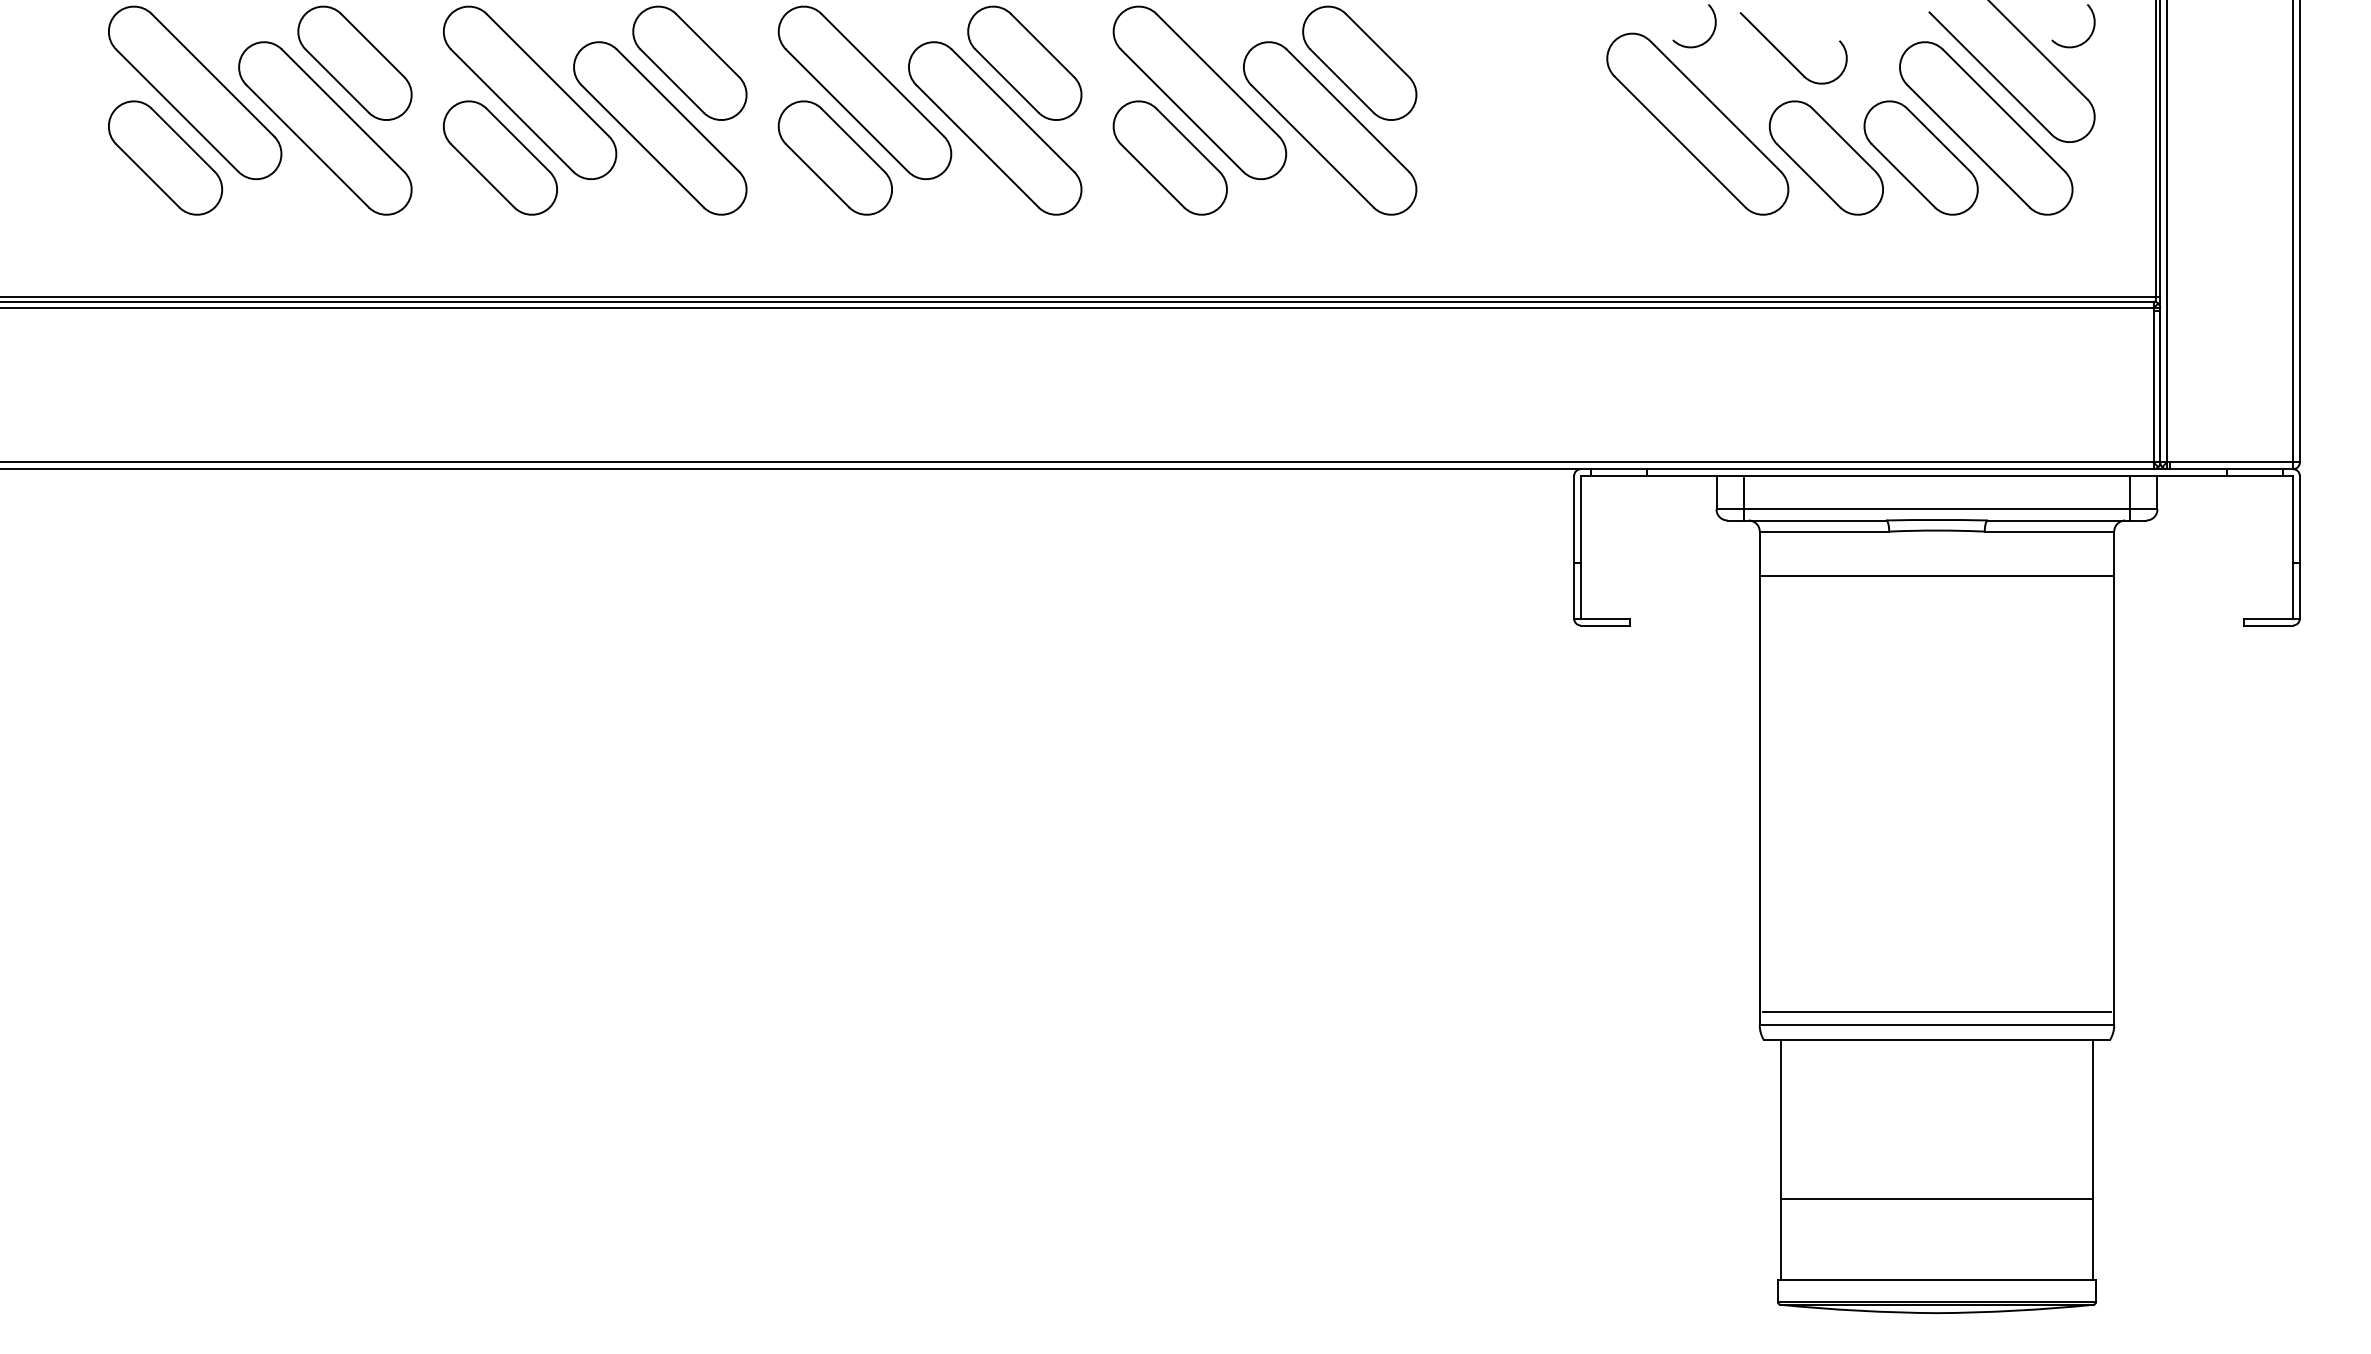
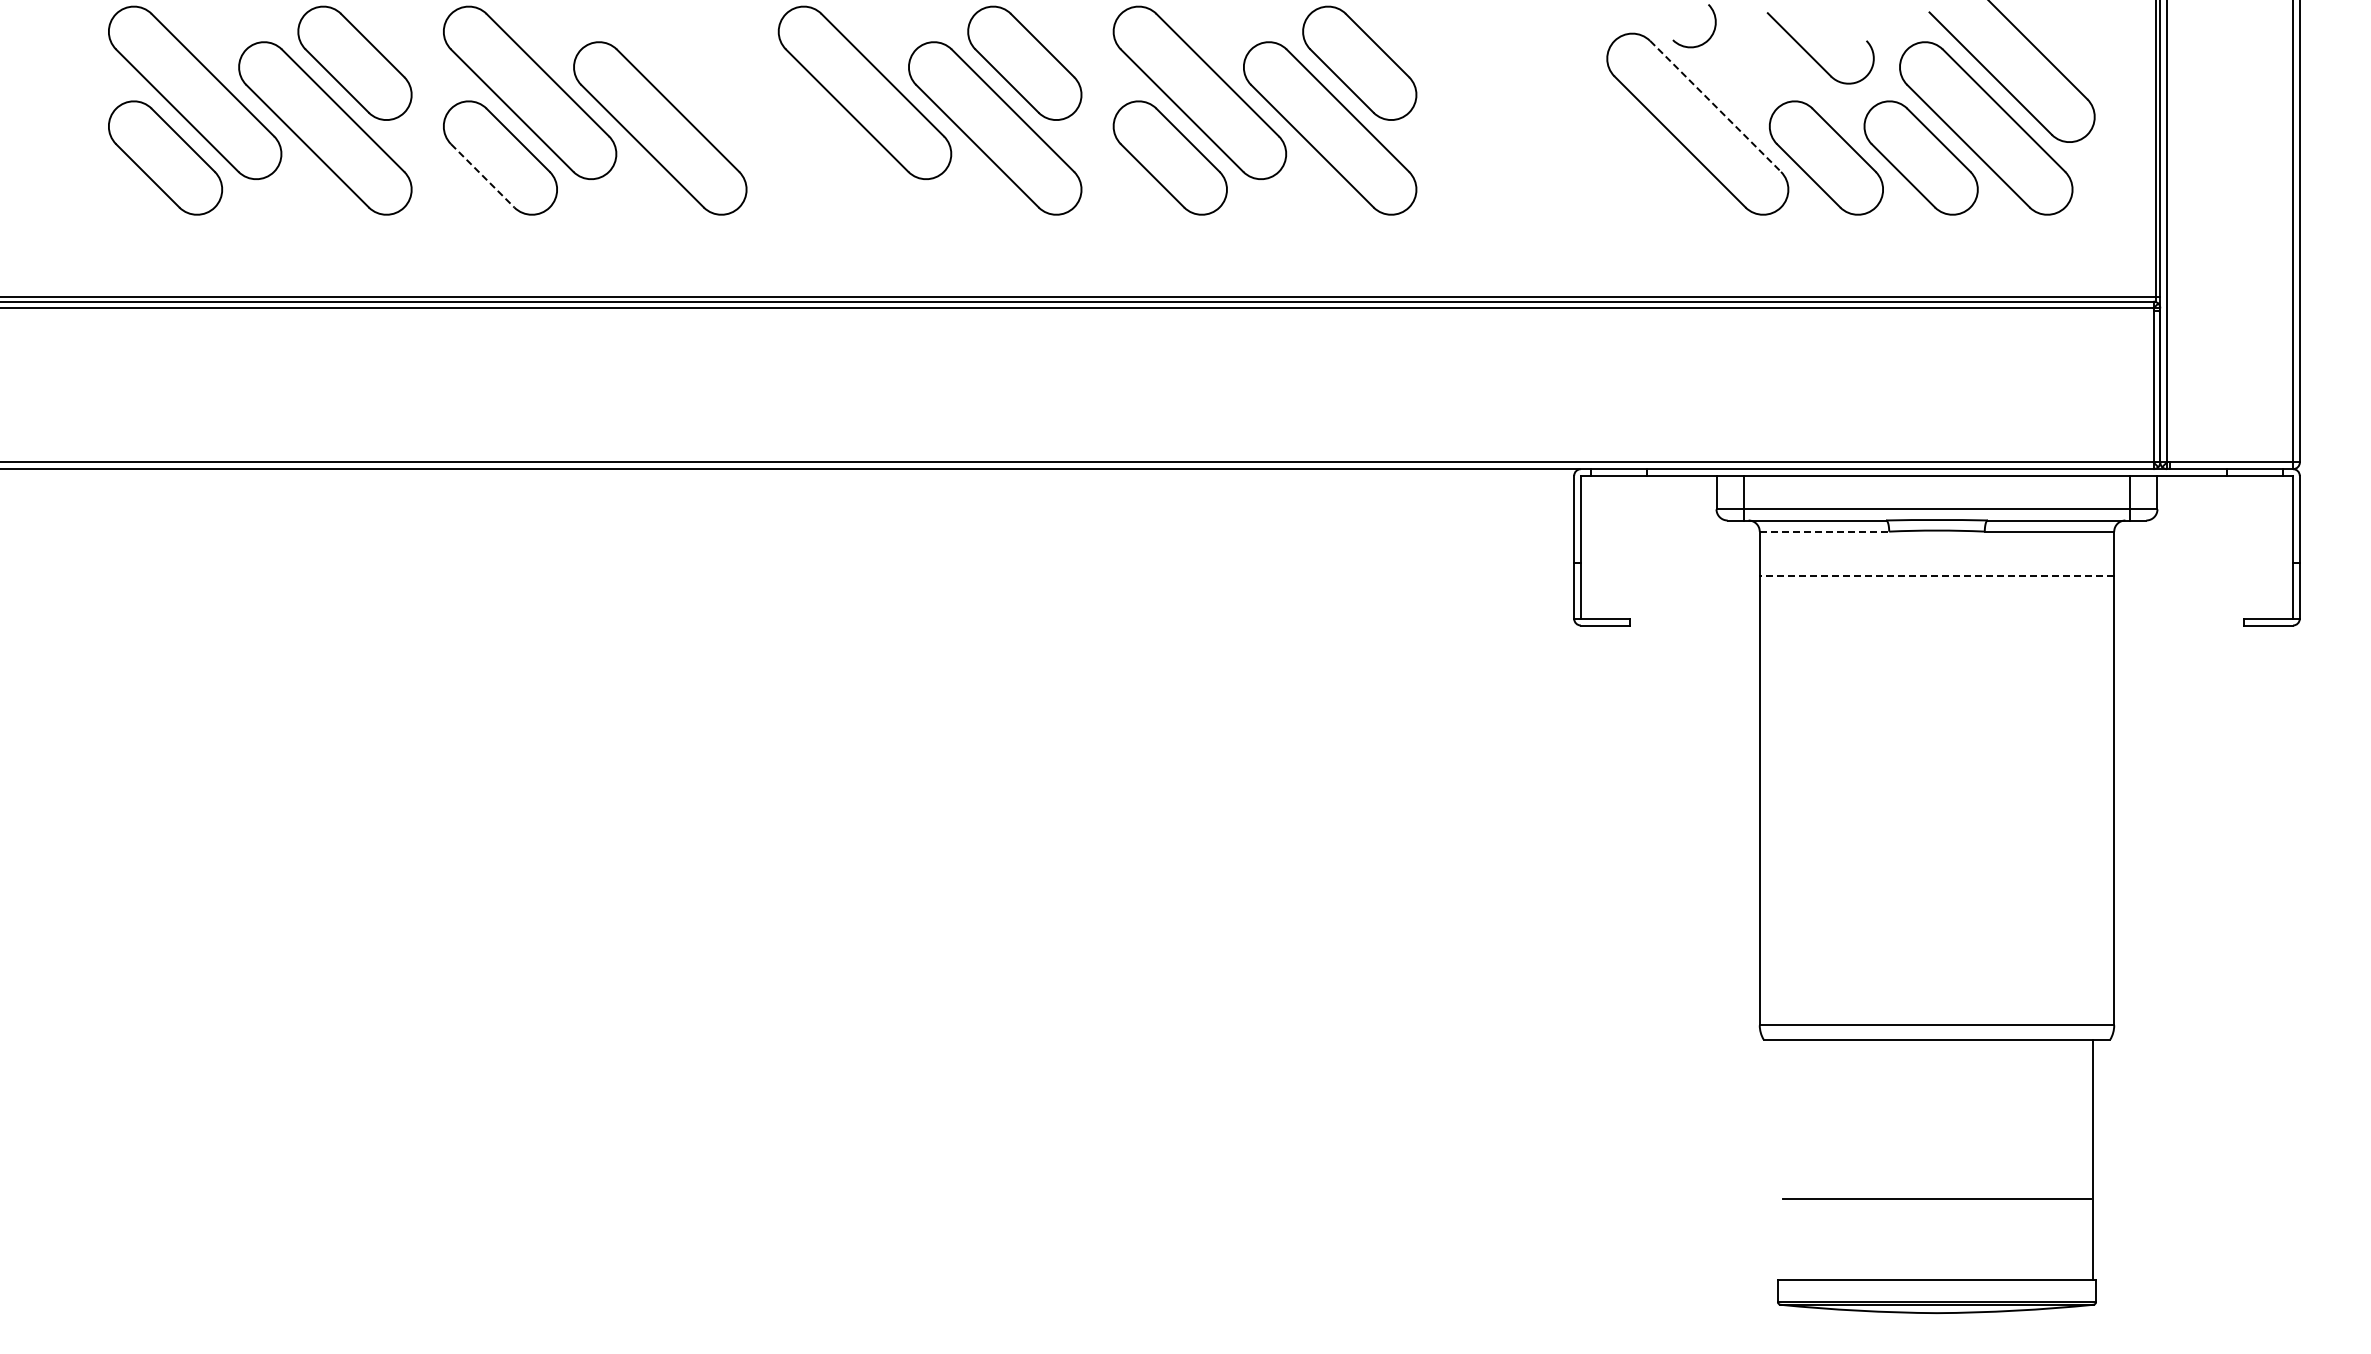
arc: present -> none (2089, 35)
part position: (1785, 56) -> (1812, 56) (1812, 56)
part: present -> none (689, 62)
line: solid -> dashed (1715, 106)
part: present -> none (834, 157)
line: solid -> dashed (482, 175)
line: solid -> dashed (1824, 531)
line: solid -> dashed (1936, 576)
line: present -> none (1936, 1011)
line: present -> none (1780, 1159)
